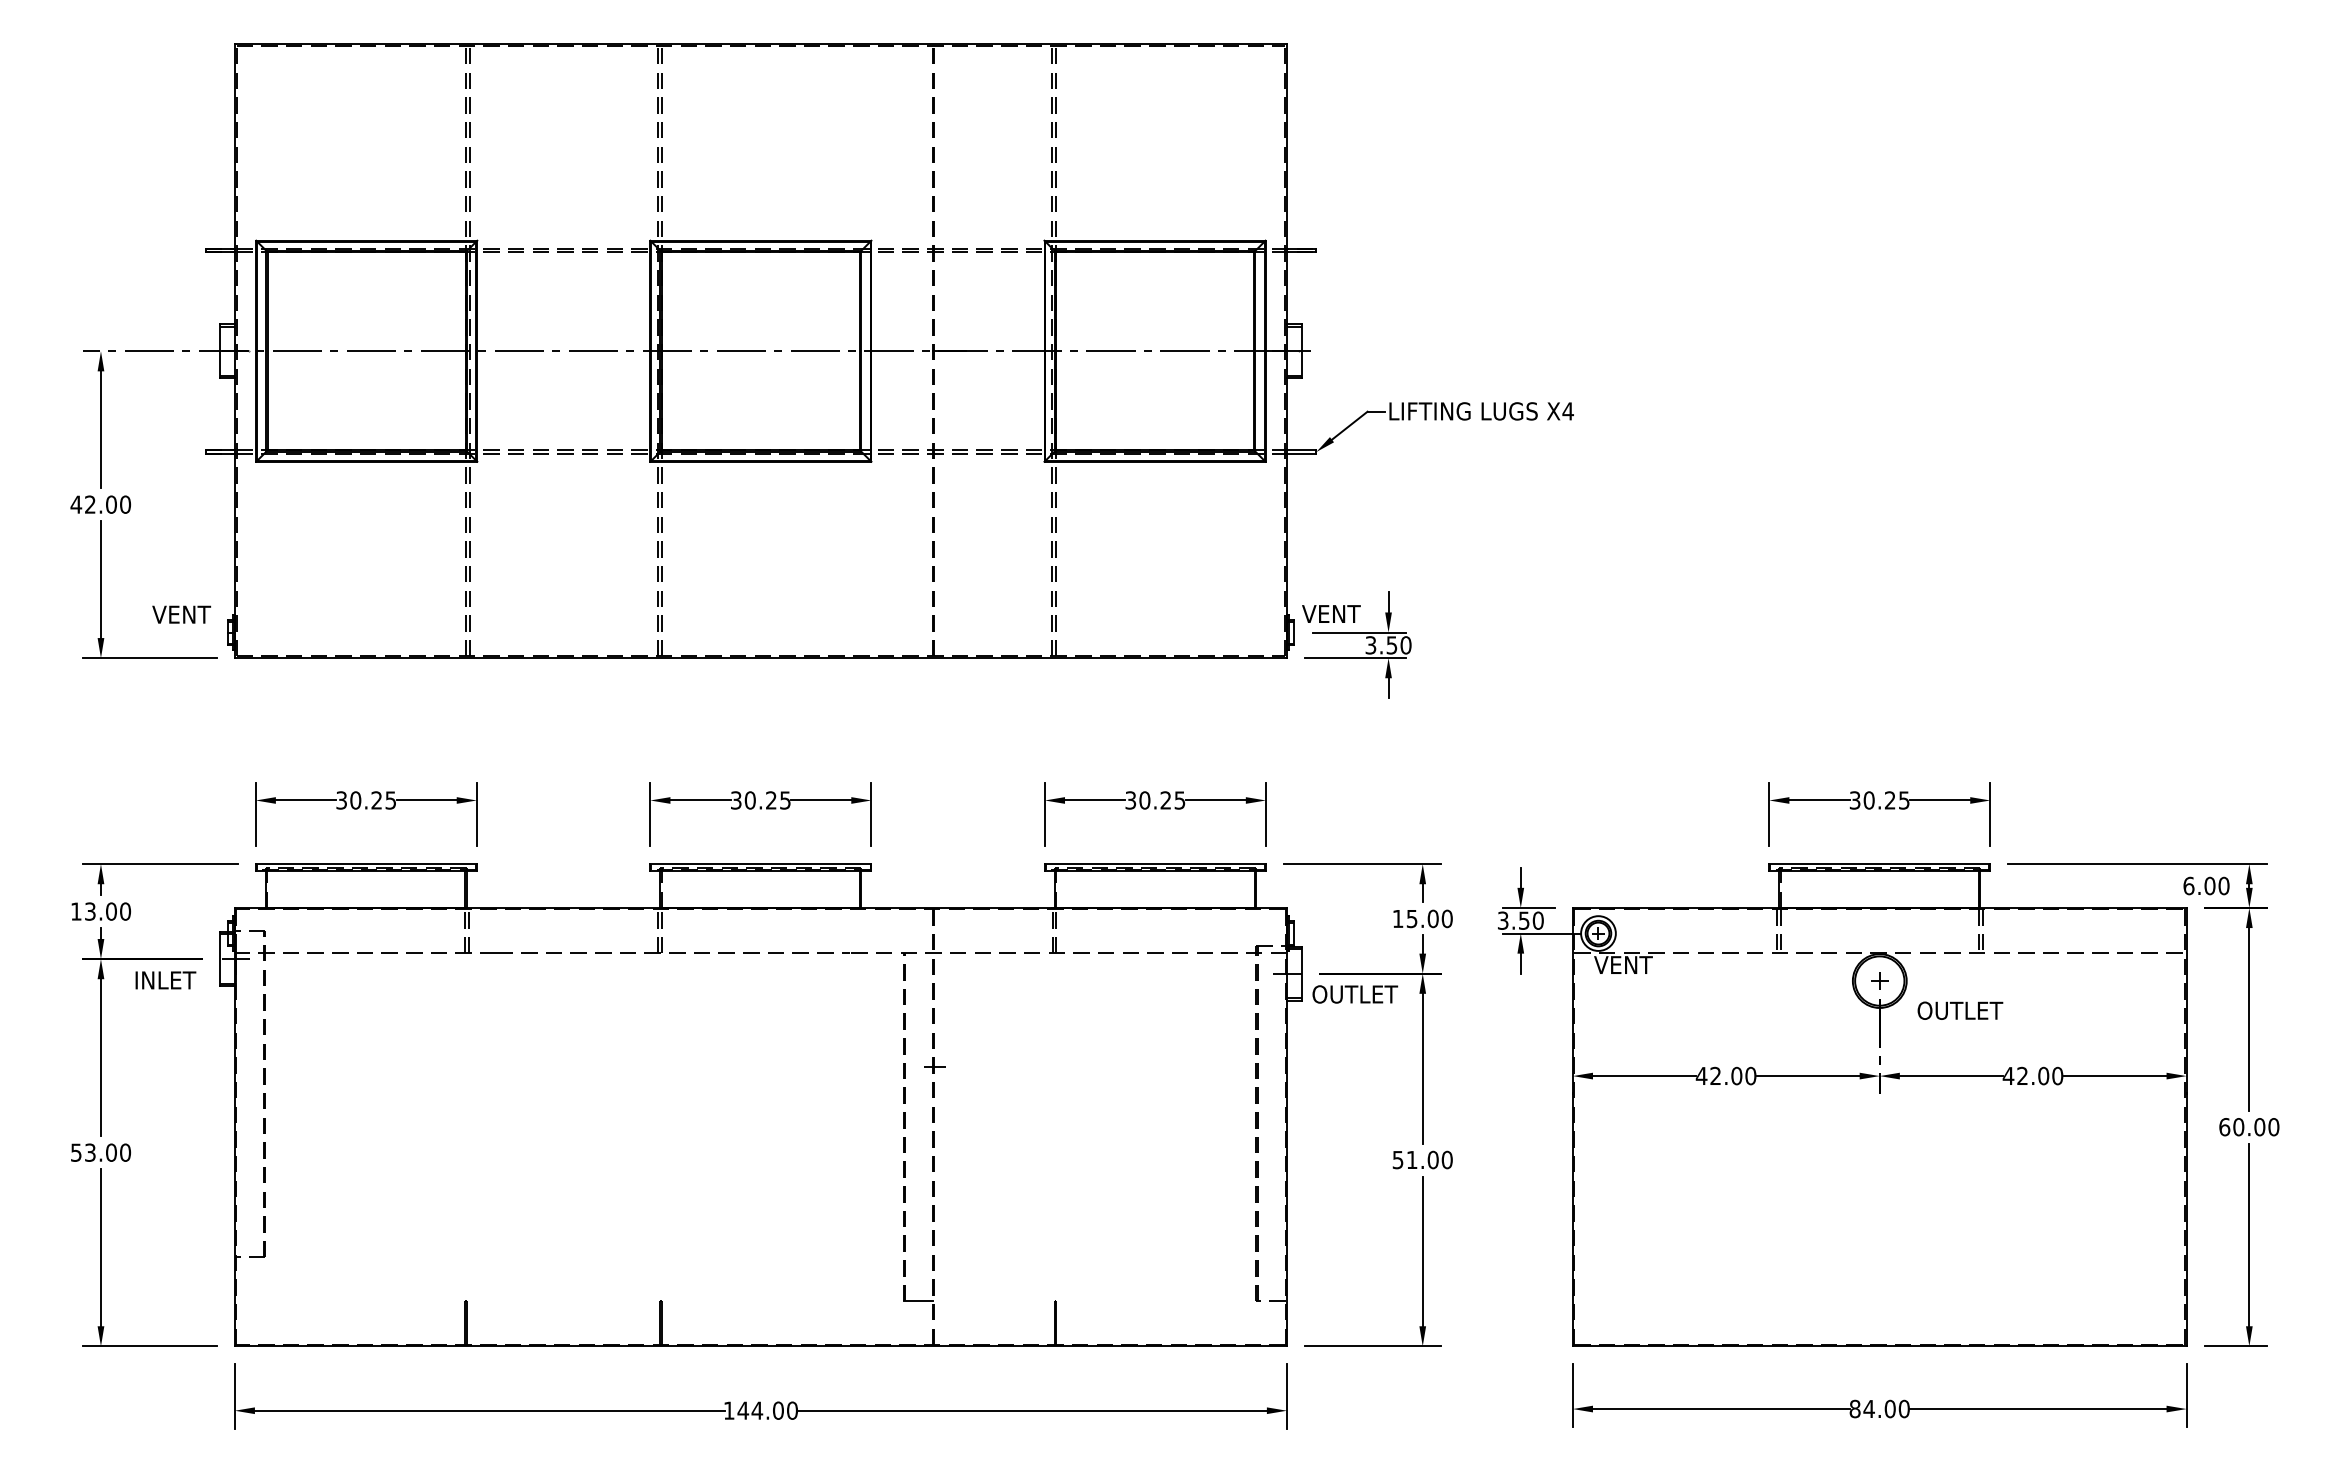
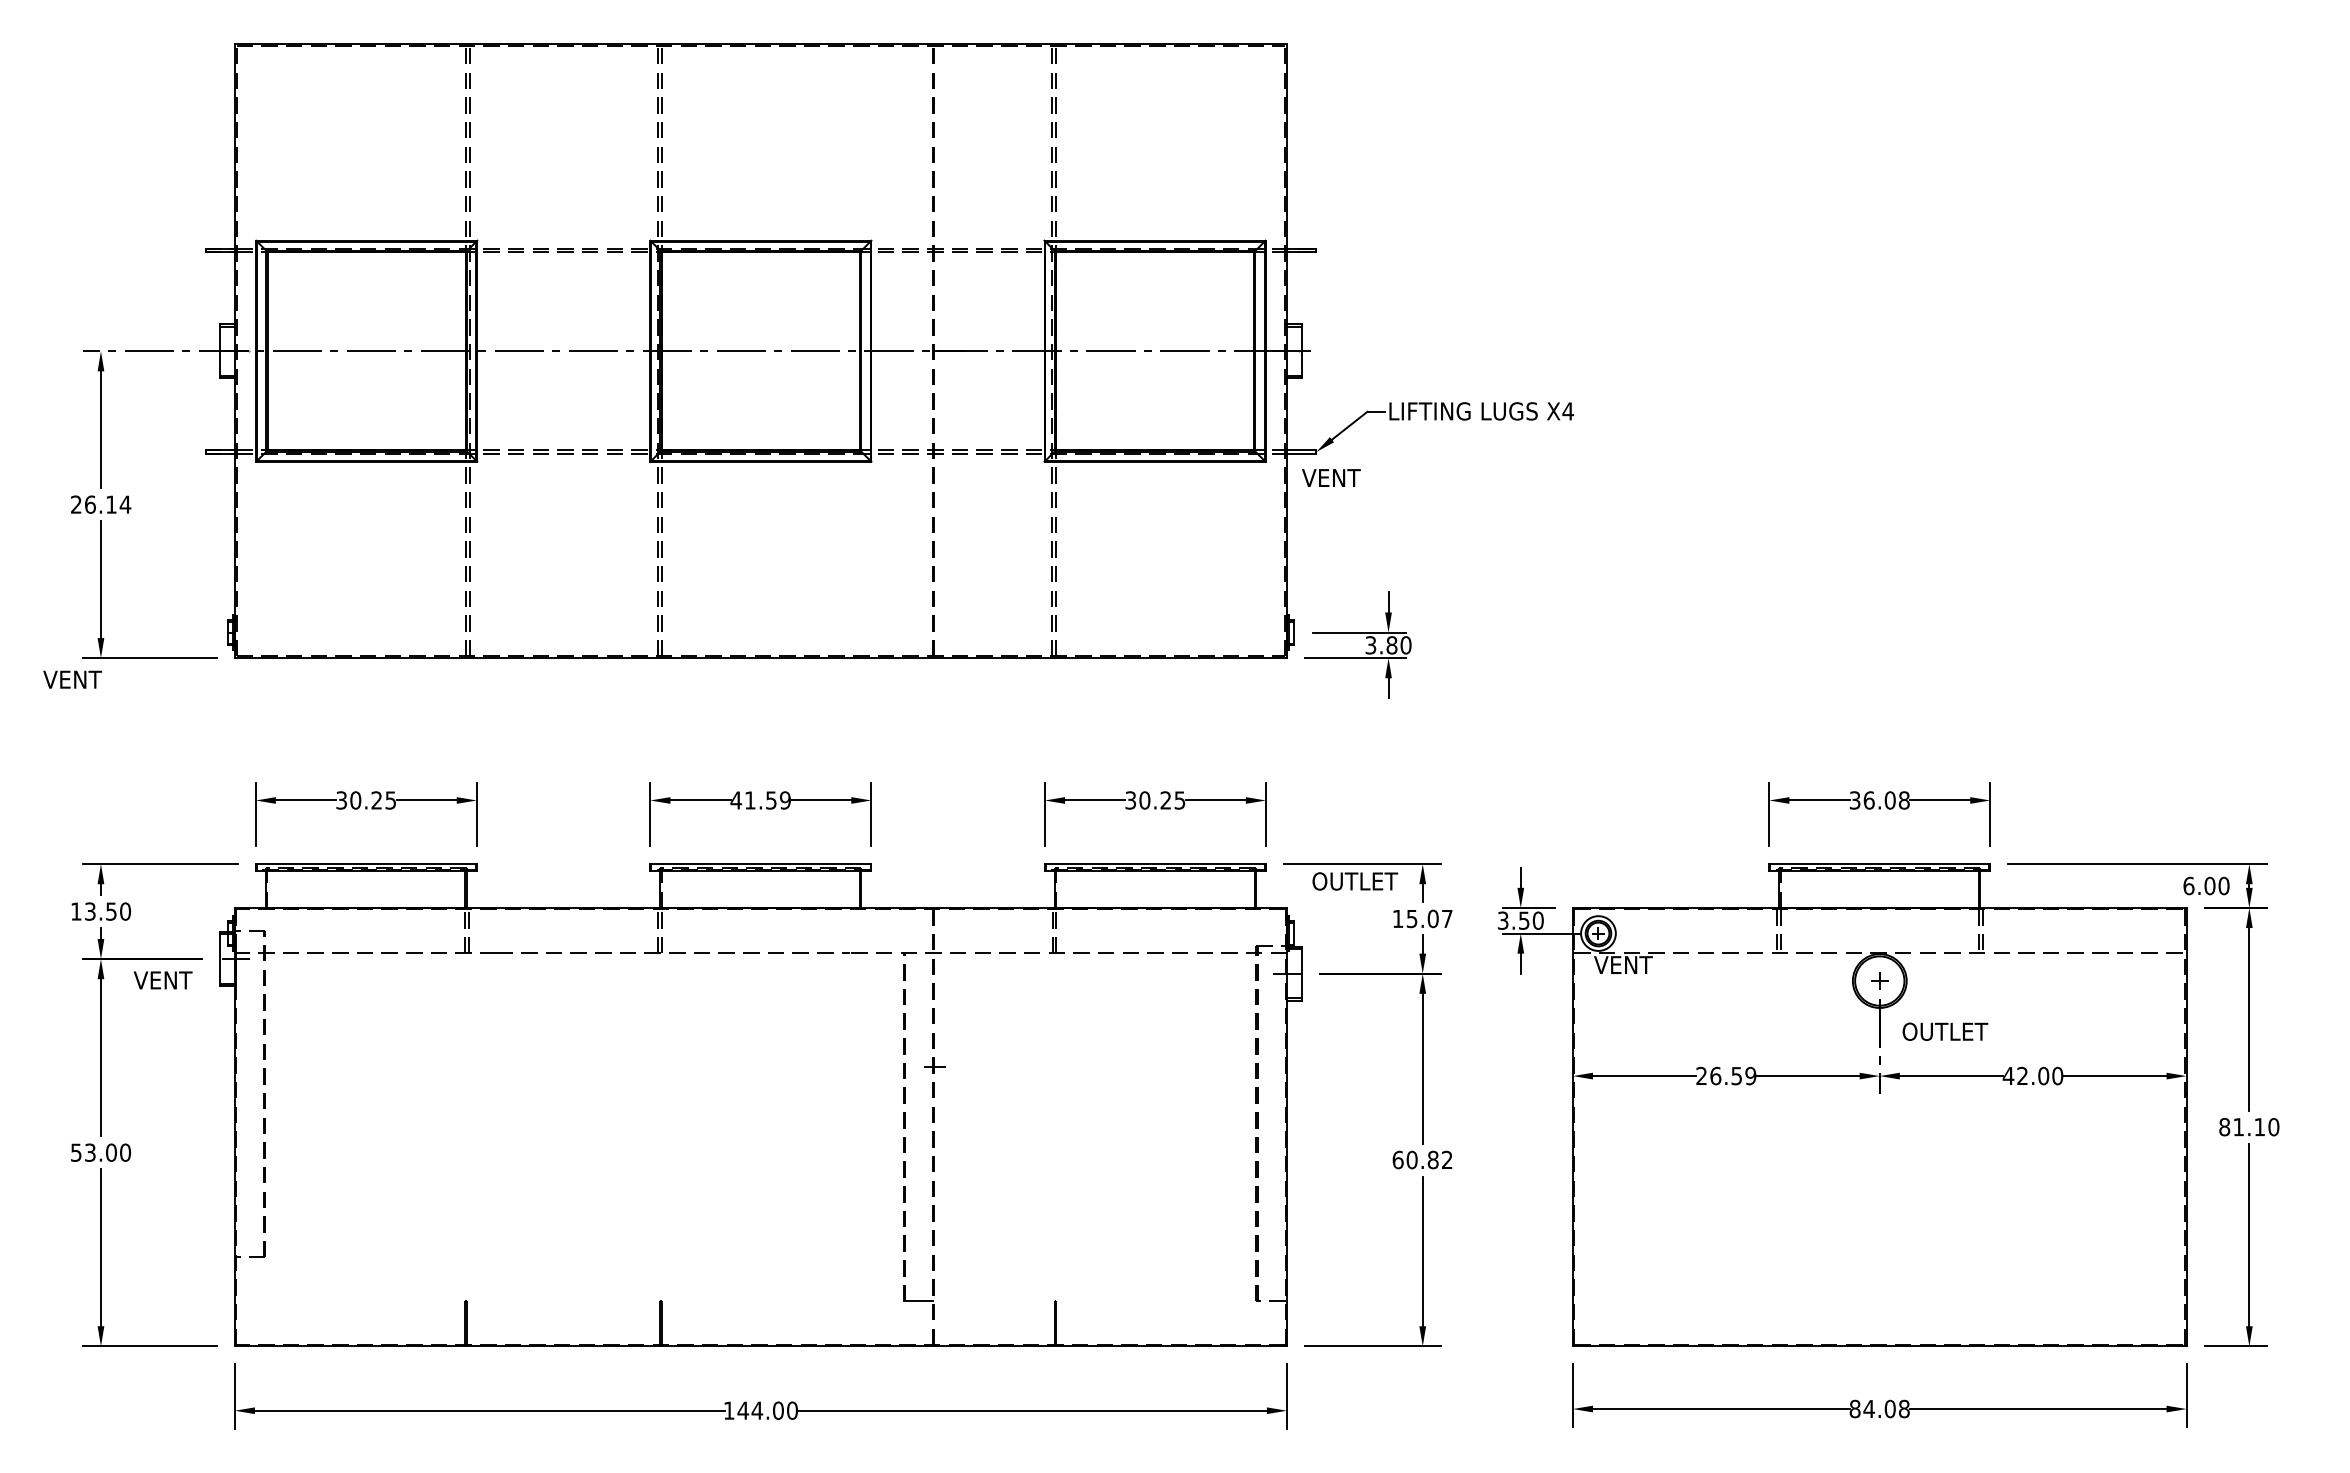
text: 42.00 -> 26.14 (100, 504)
text position: (1331, 613) -> (1331, 477) (1331, 477)
text position: (181, 614) -> (72, 679) (72, 679)
text: 3.50 -> 3.80 (1391, 645)
text: 30.25 -> 41.59 (760, 800)
text: 30.25 -> 36.08 (1886, 800)
text: 13.00 -> 13.50 (111, 911)
text: 15.00 -> 15.07 (1446, 918)
text: INLET -> VENT (164, 980)
text position: (1355, 994) -> (1355, 881) (1355, 881)
text position: (1960, 1010) -> (1945, 1031) (1945, 1031)
text: 42.00 -> 26.59 (1725, 1075)
text: 60.00 -> 81.10 (2242, 1127)
text: 51.00 -> 60.82 (1422, 1159)
text: 84.00 -> 84.08 (1903, 1408)
